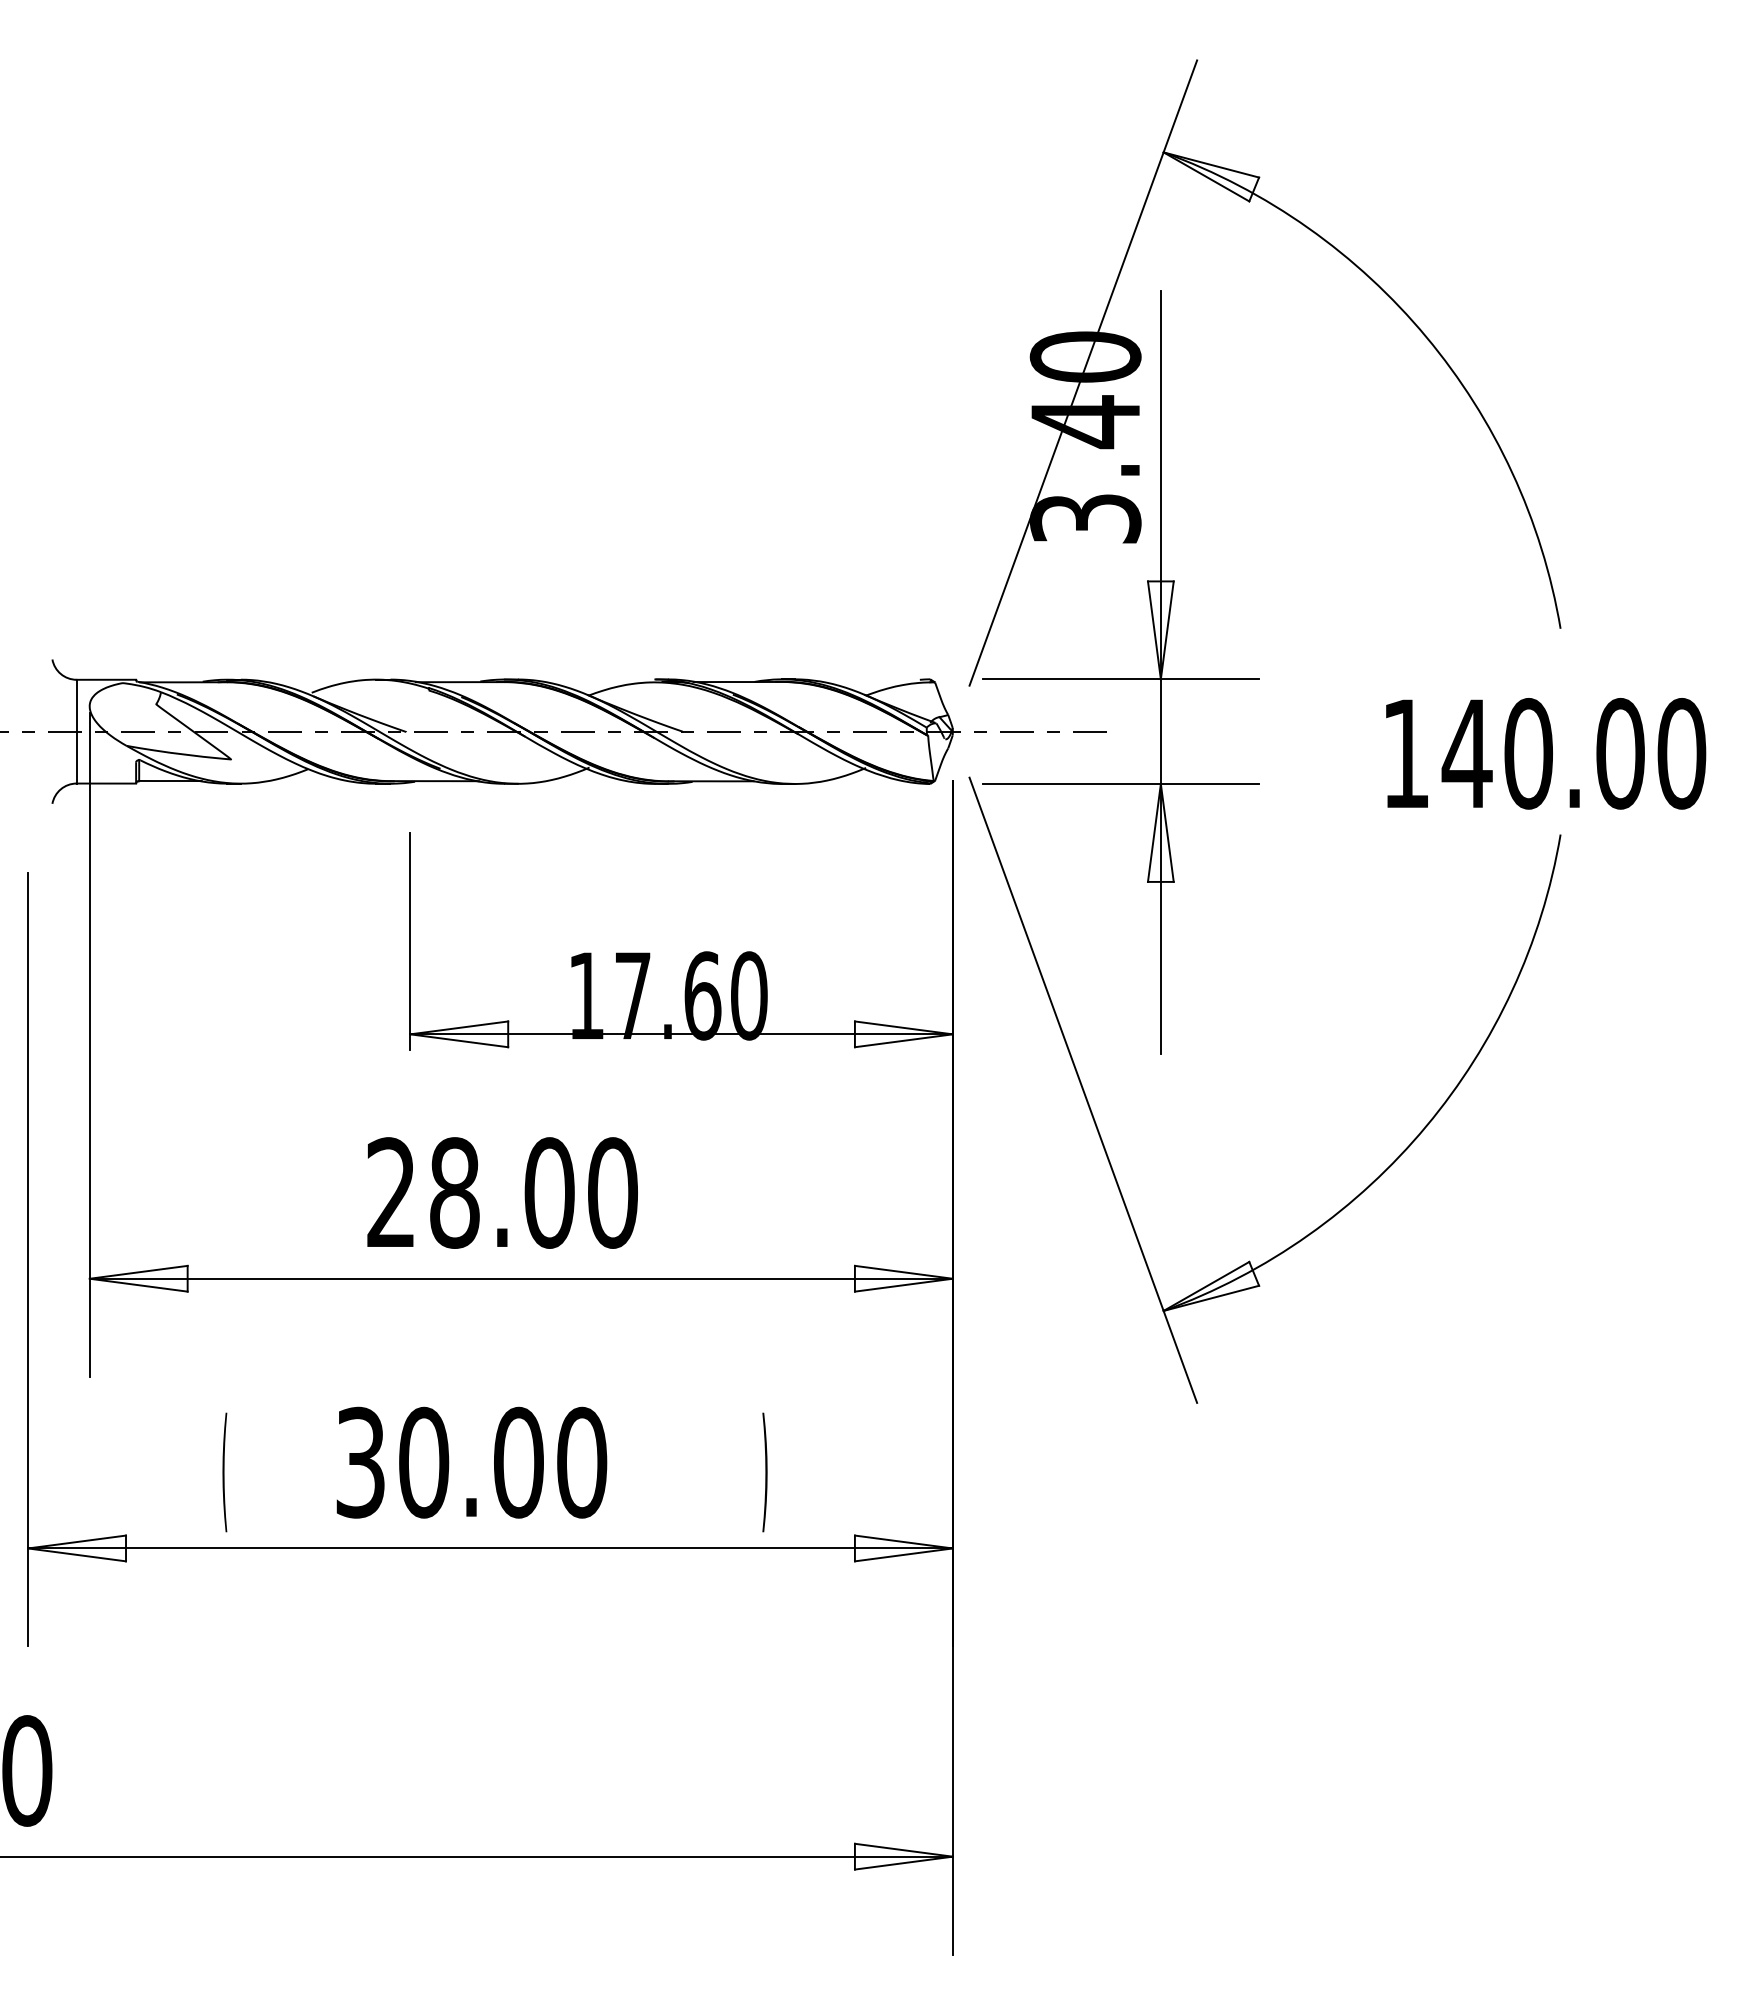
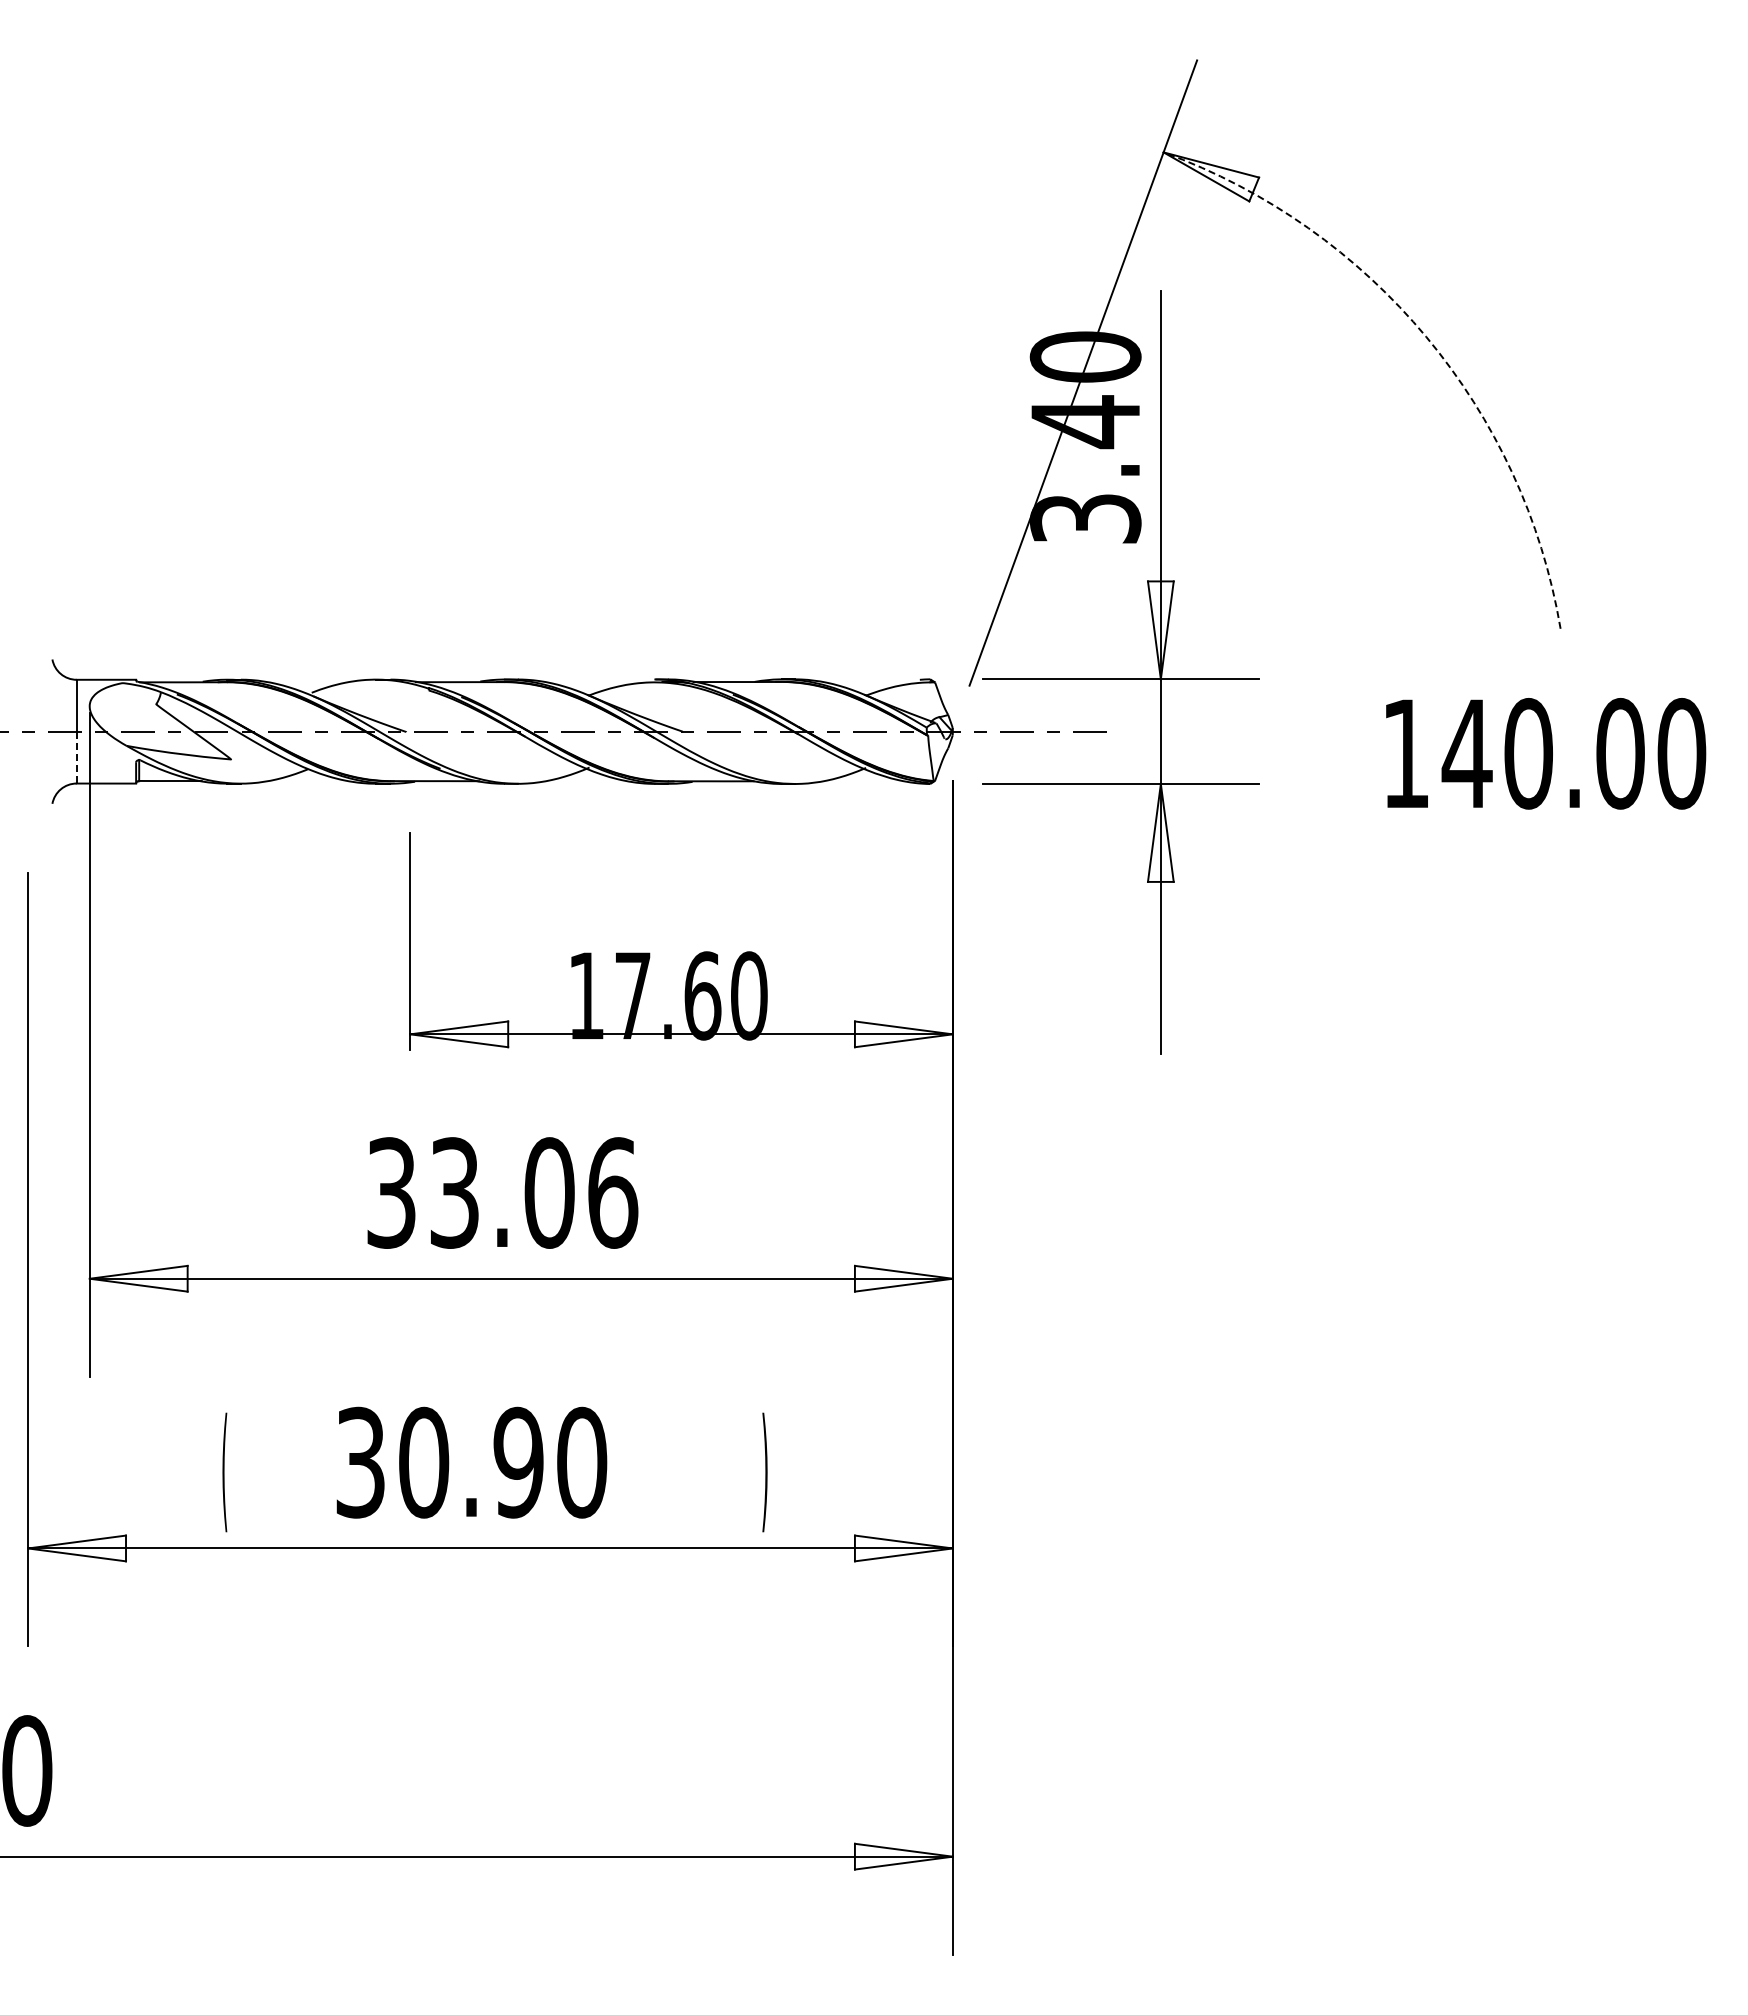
arc: solid -> dashed (1426, 337)
line: solid -> dashed (76, 757)
text: 28.00 -> 33.06 (502, 1192)
part: present -> none (1354, 1197)
text: 30.00 -> 30.90 (518, 1462)
